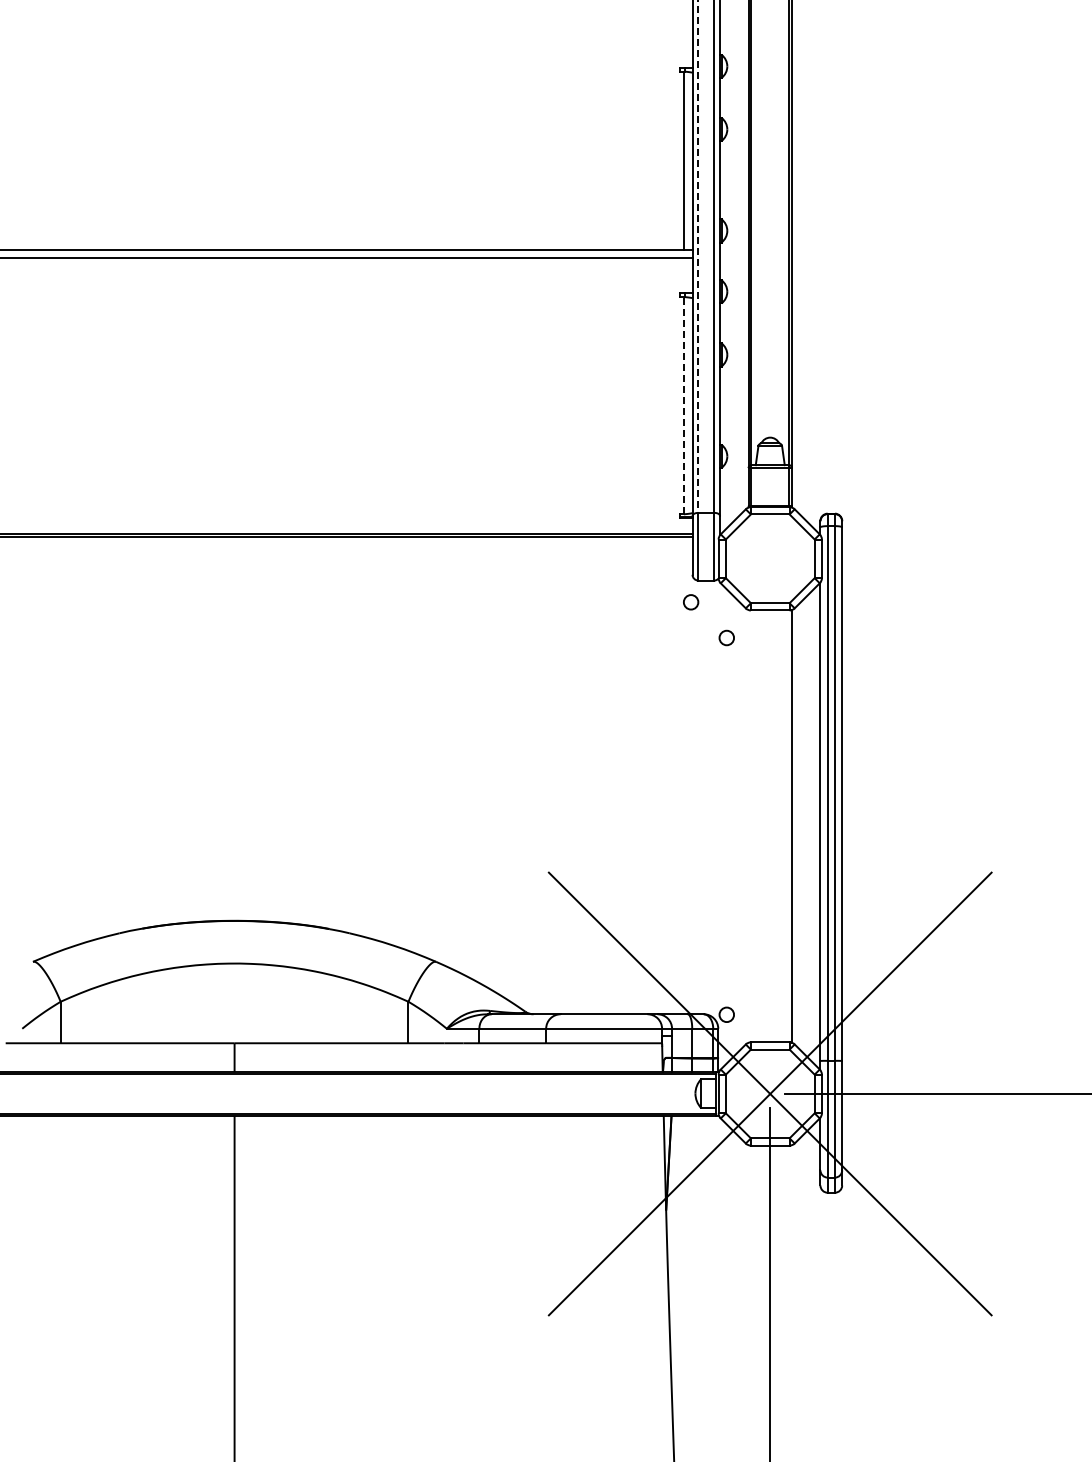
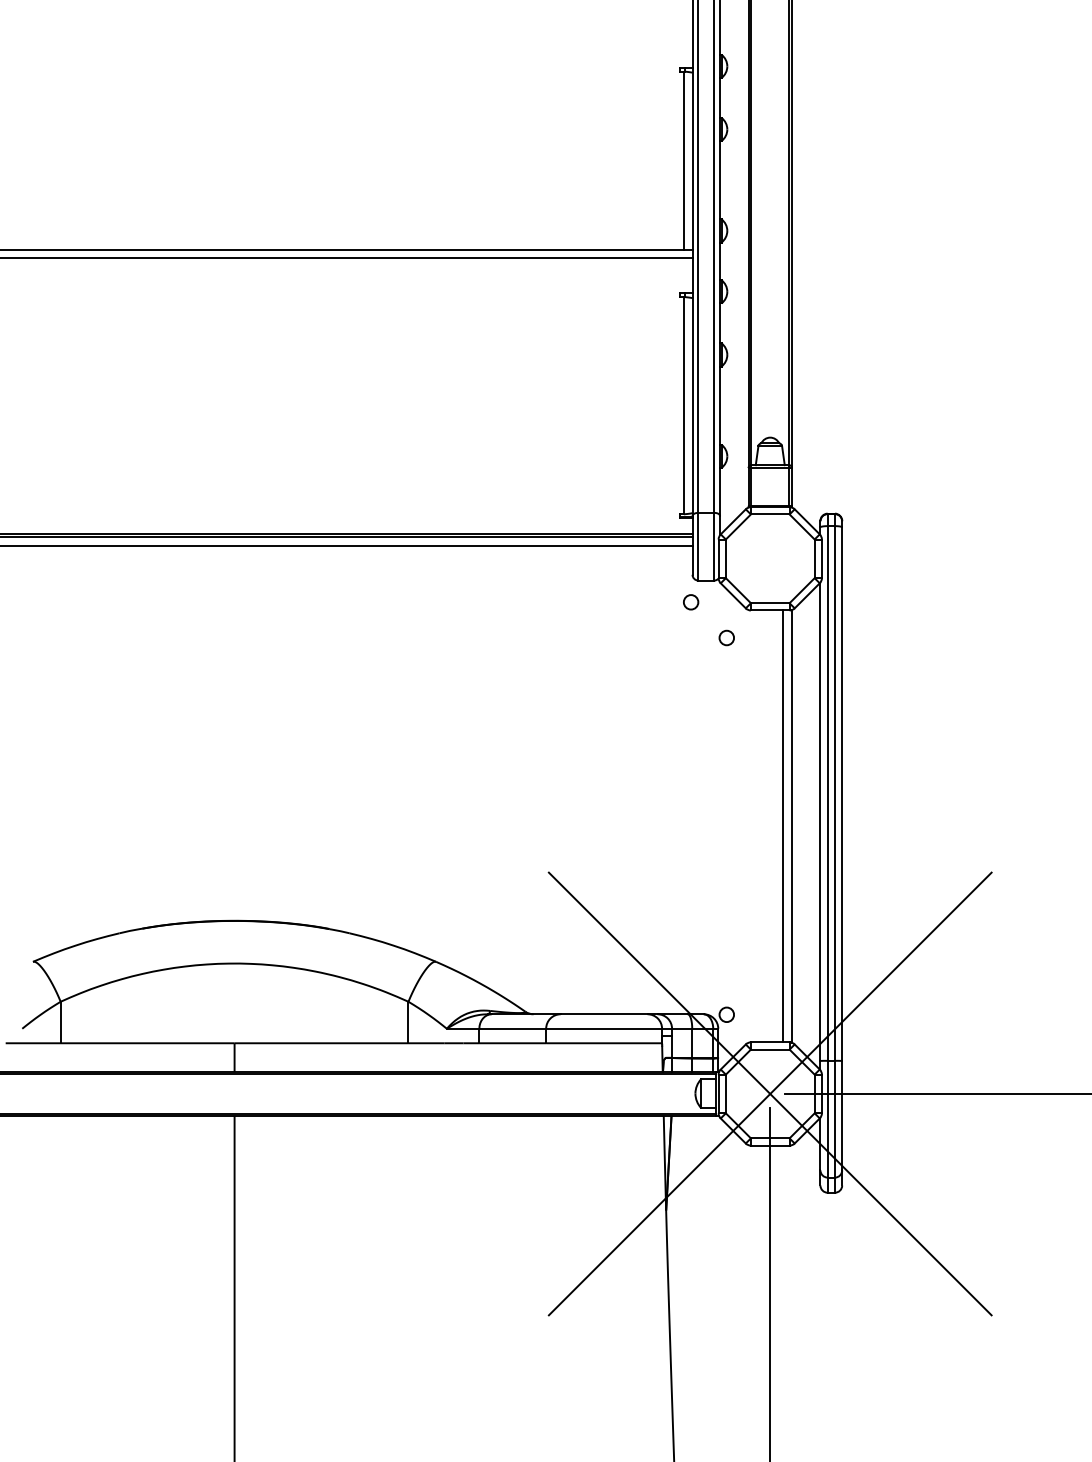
line: dashed -> solid (698, 256)
line: dashed -> solid (683, 405)
line: none -> present (347, 545)
line: none -> present (783, 826)
